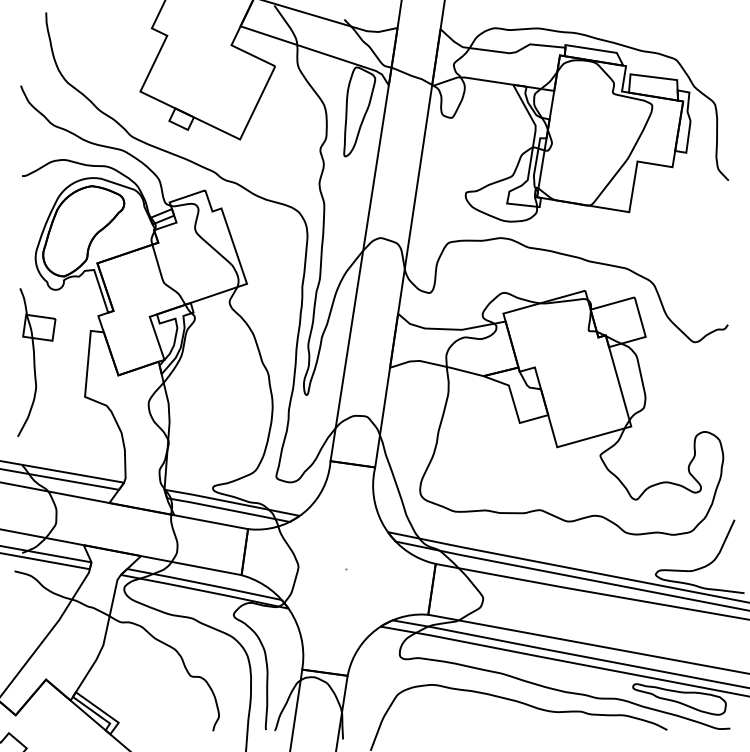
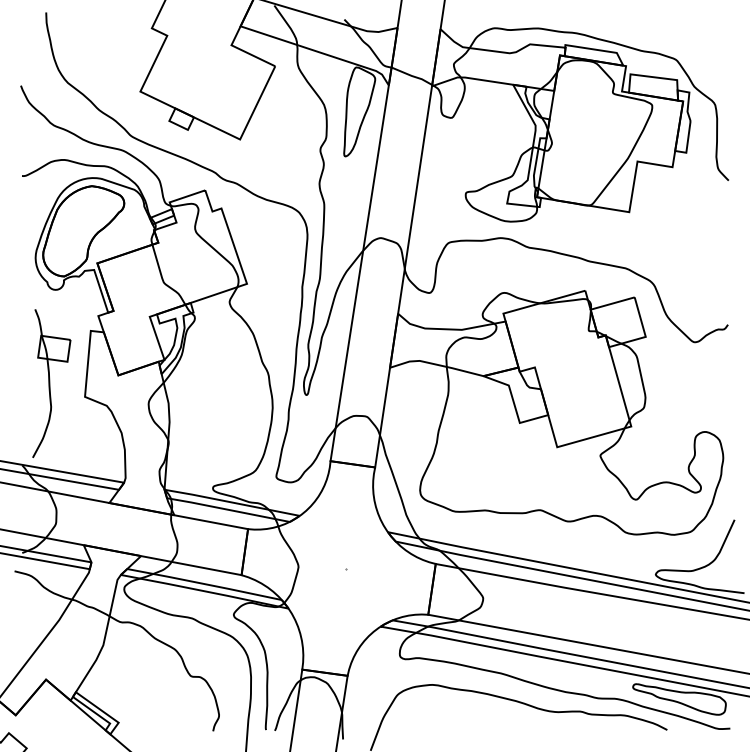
part position: (36, 362) -> (51, 383) (51, 383)
